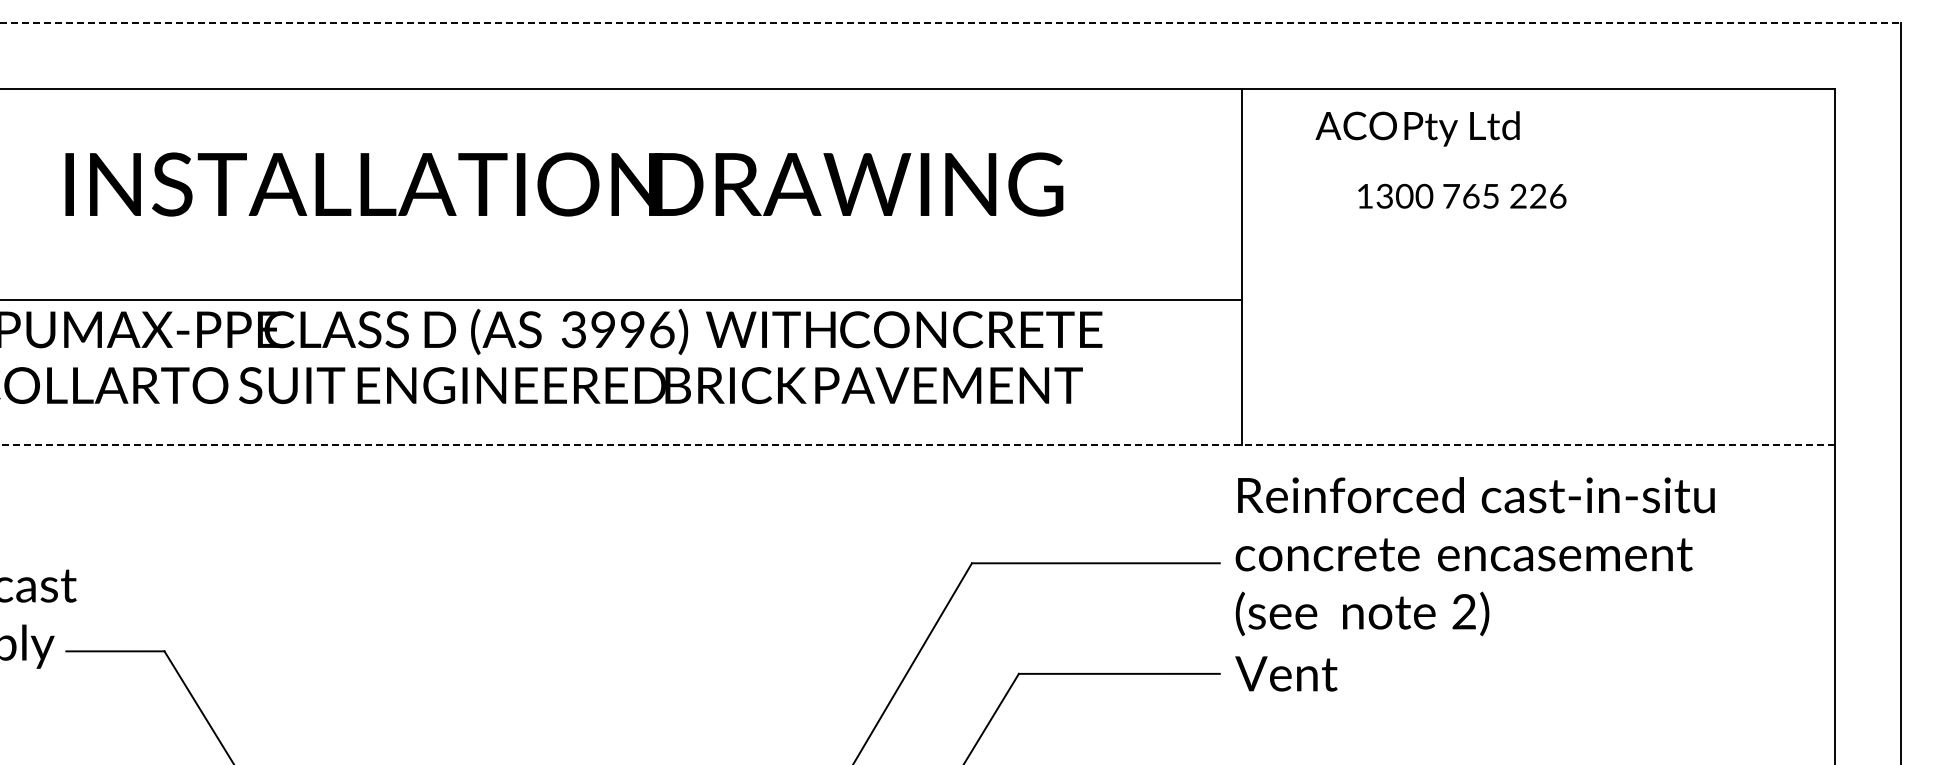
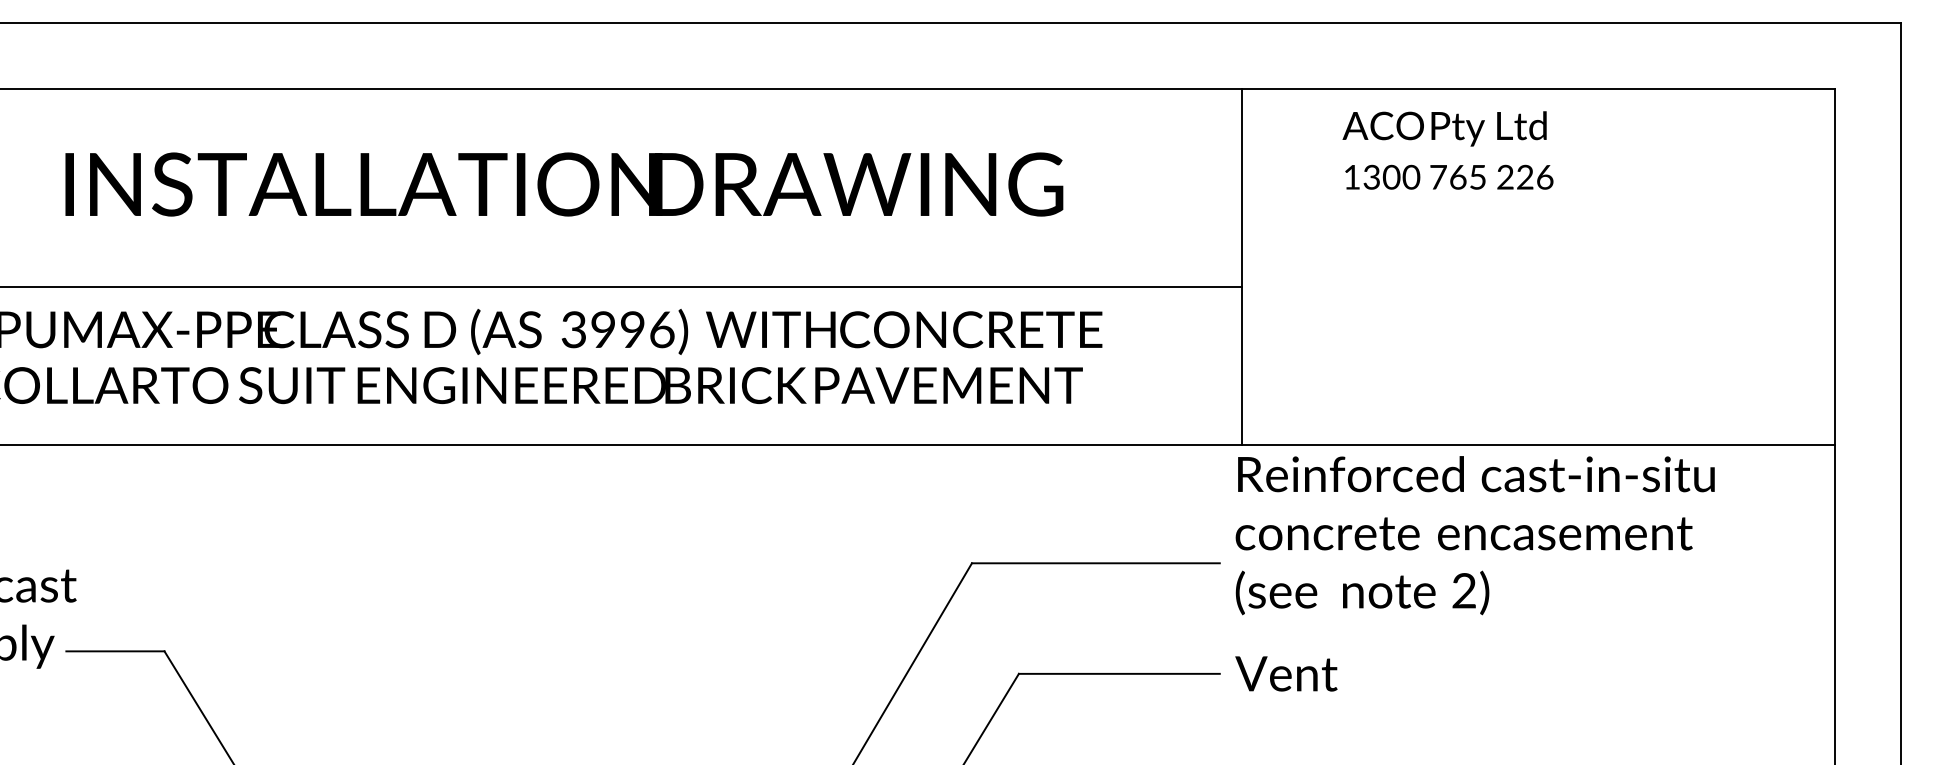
line: dashed -> solid (951, 22)
text position: (1417, 128) -> (1444, 128) (1444, 128)
text position: (1462, 195) -> (1449, 176) (1449, 176)
line position: (621, 299) -> (621, 286) (621, 286)
line: dashed -> solid (917, 444)
text position: (1474, 556) -> (1474, 535) (1474, 535)
